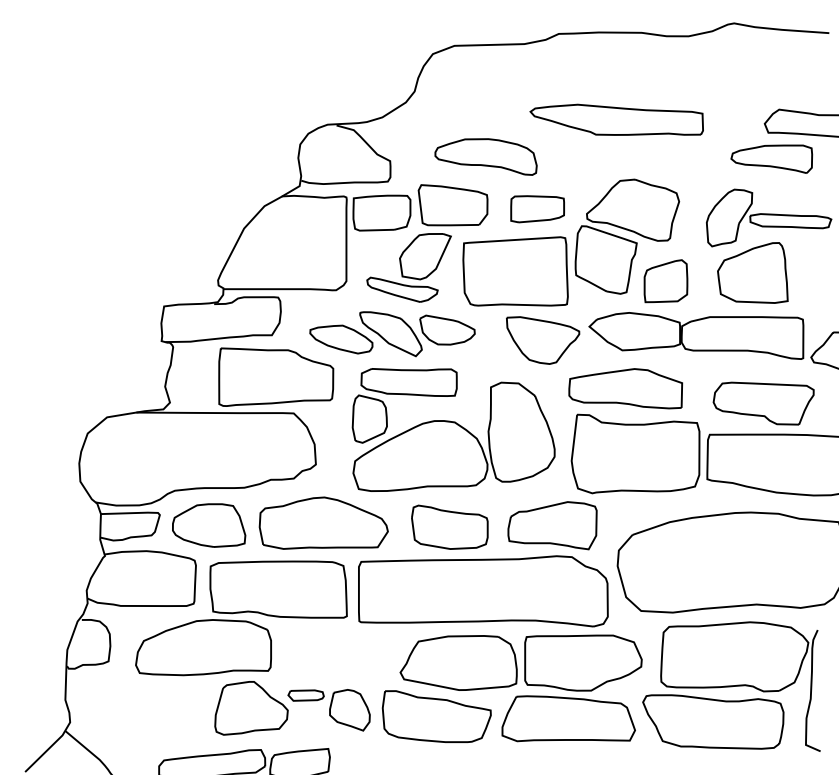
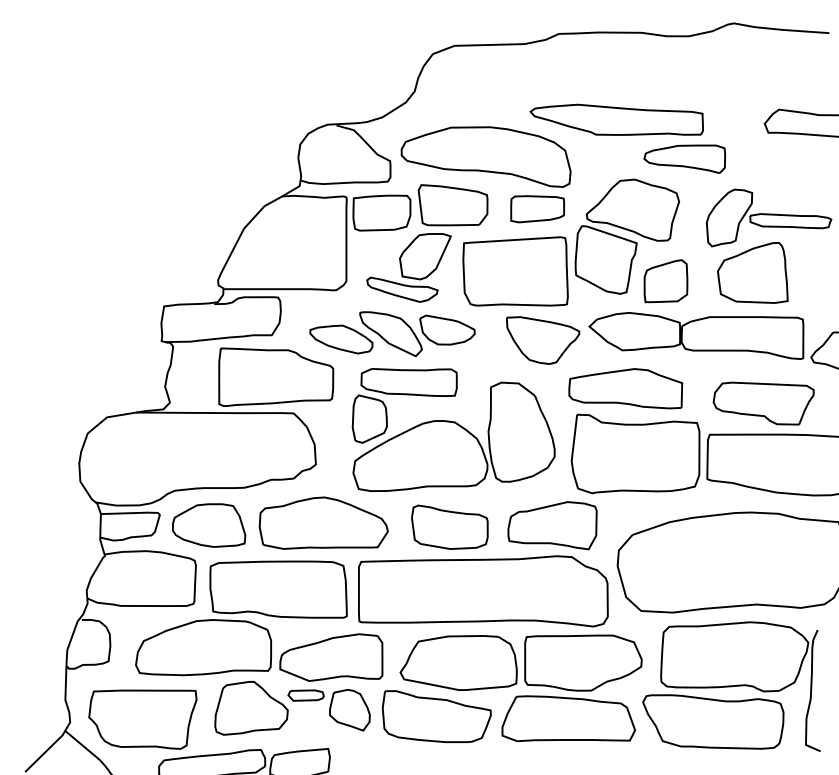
part size: 104x38 px -> 172x62 px (485, 156)
part position: (771, 158) -> (684, 158) (684, 158)
part: none -> present (331, 657)
part: none -> present (142, 719)
